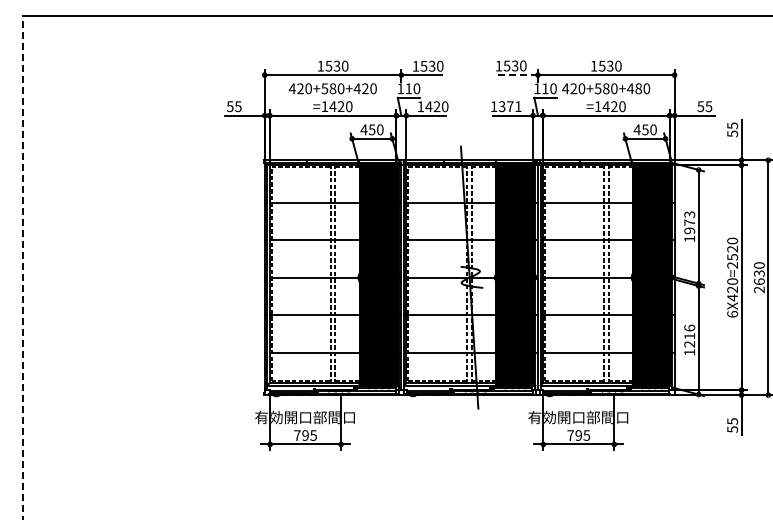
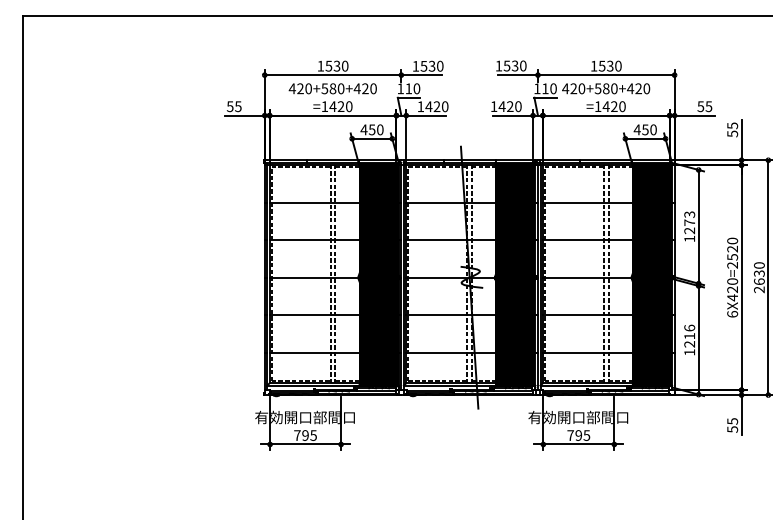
line: dashed -> solid (517, 75)
text: 420+580+480 -> 420+580+420 (638, 88)
text: 1371 -> 1420 (509, 106)
text: 1973 -> 1273 (690, 230)
line: dashed -> solid (23, 267)
